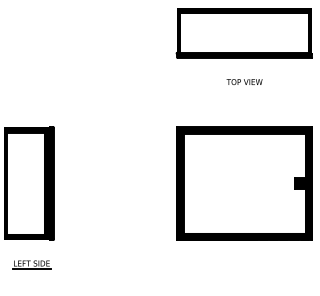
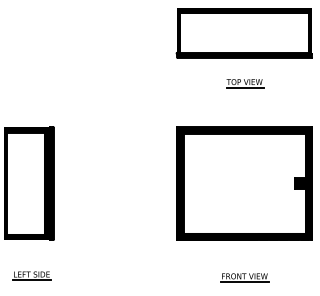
line: none -> present (245, 88)
part position: (31, 264) -> (31, 275) (31, 275)
part: none -> present (244, 277)
